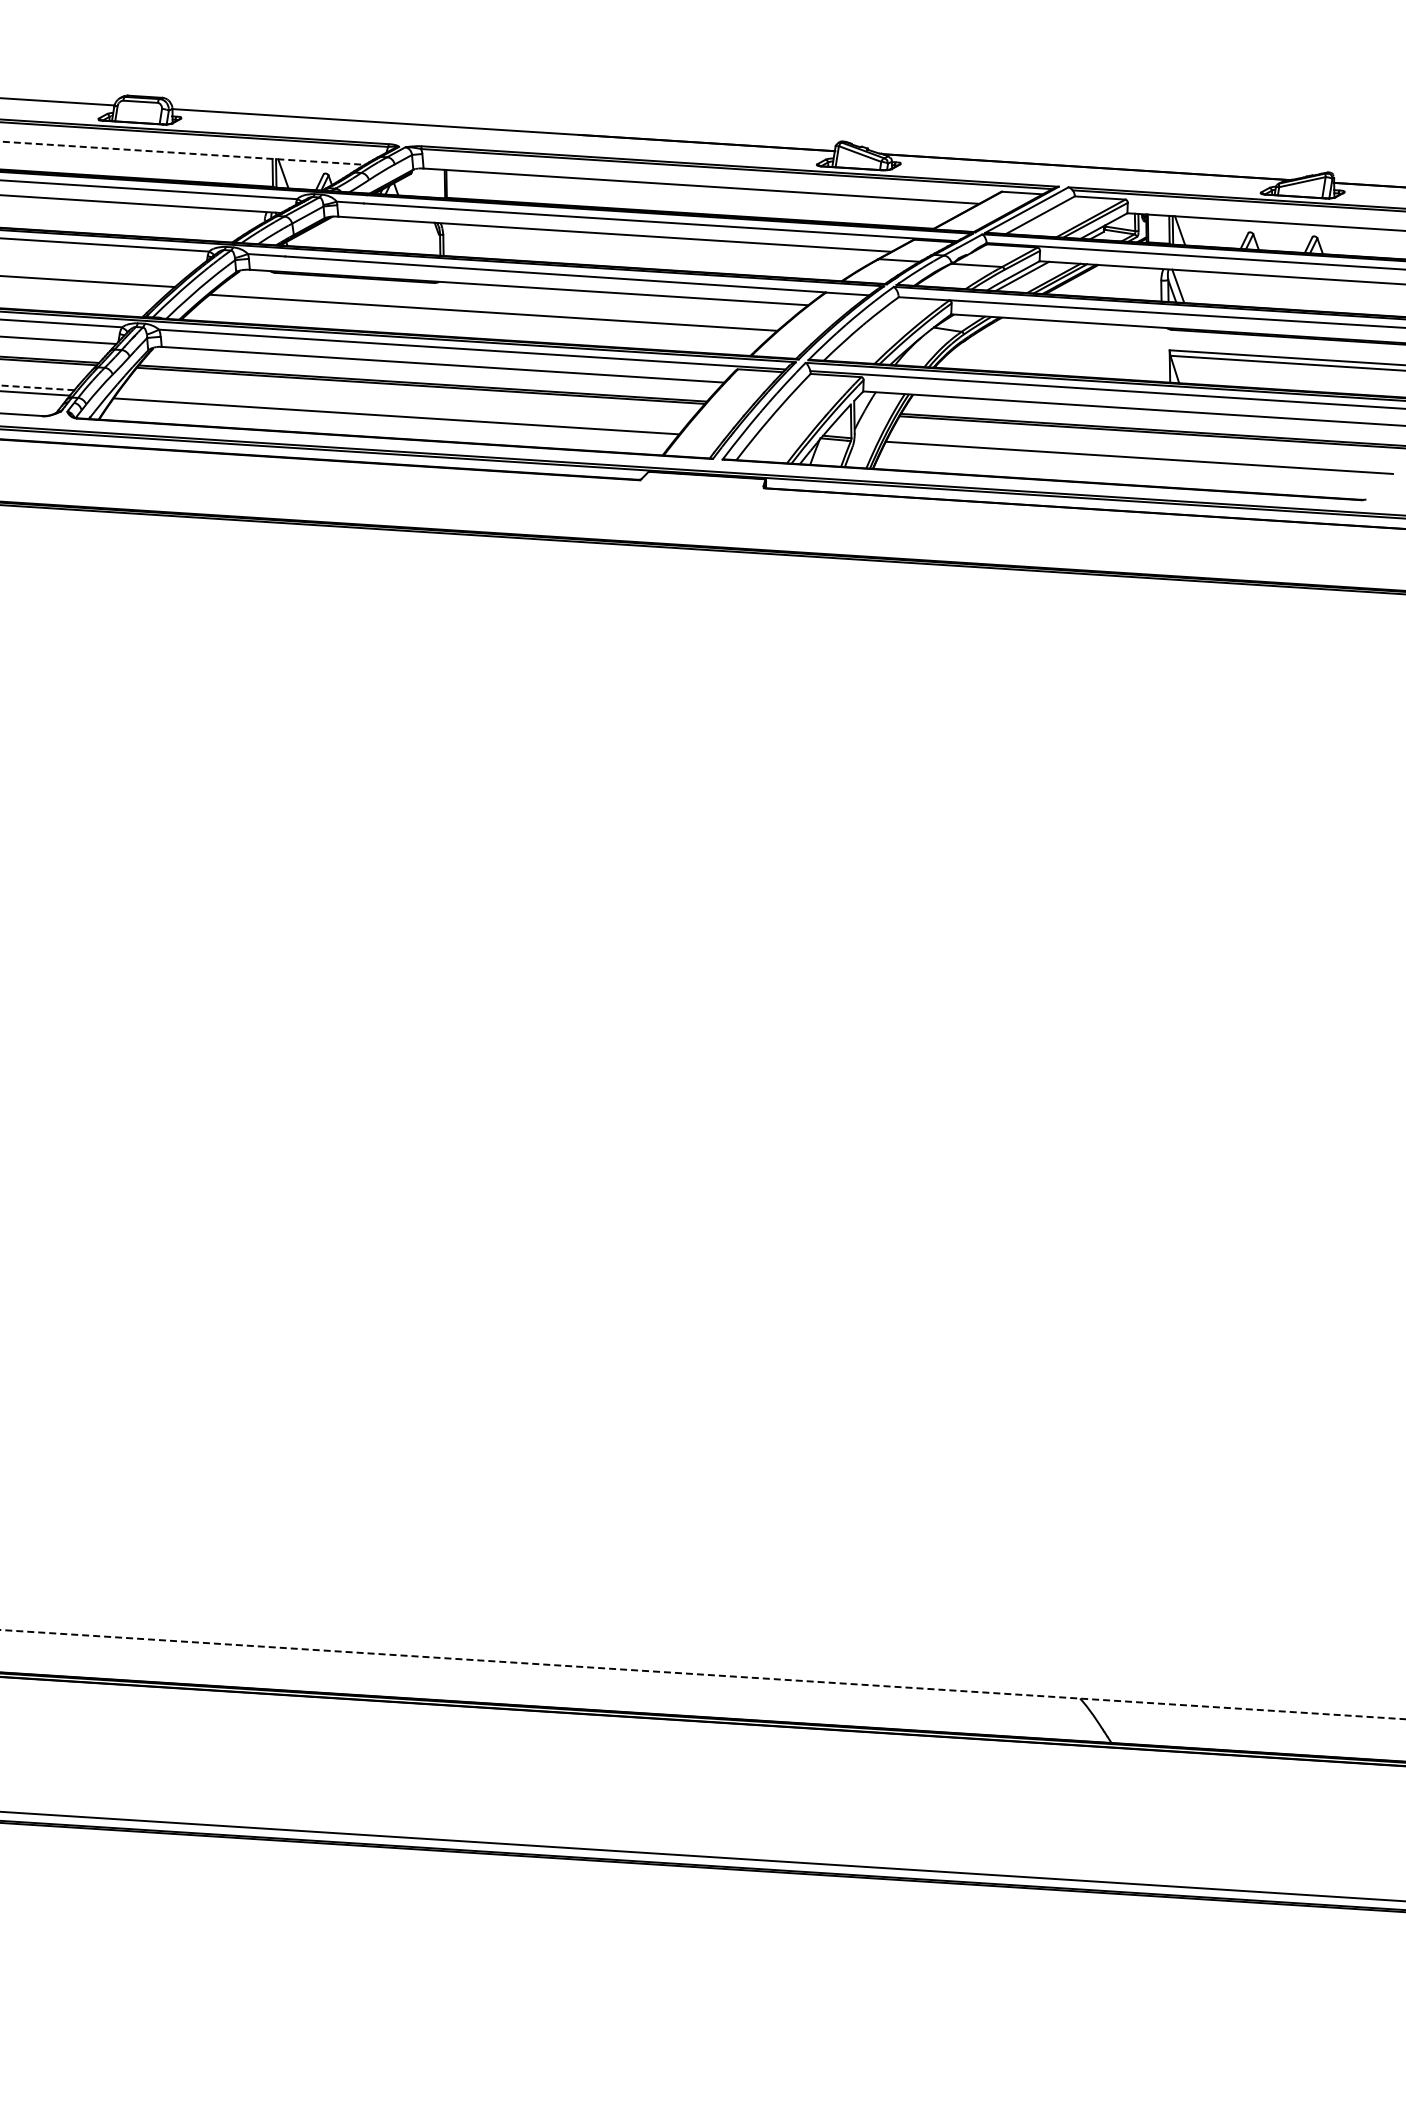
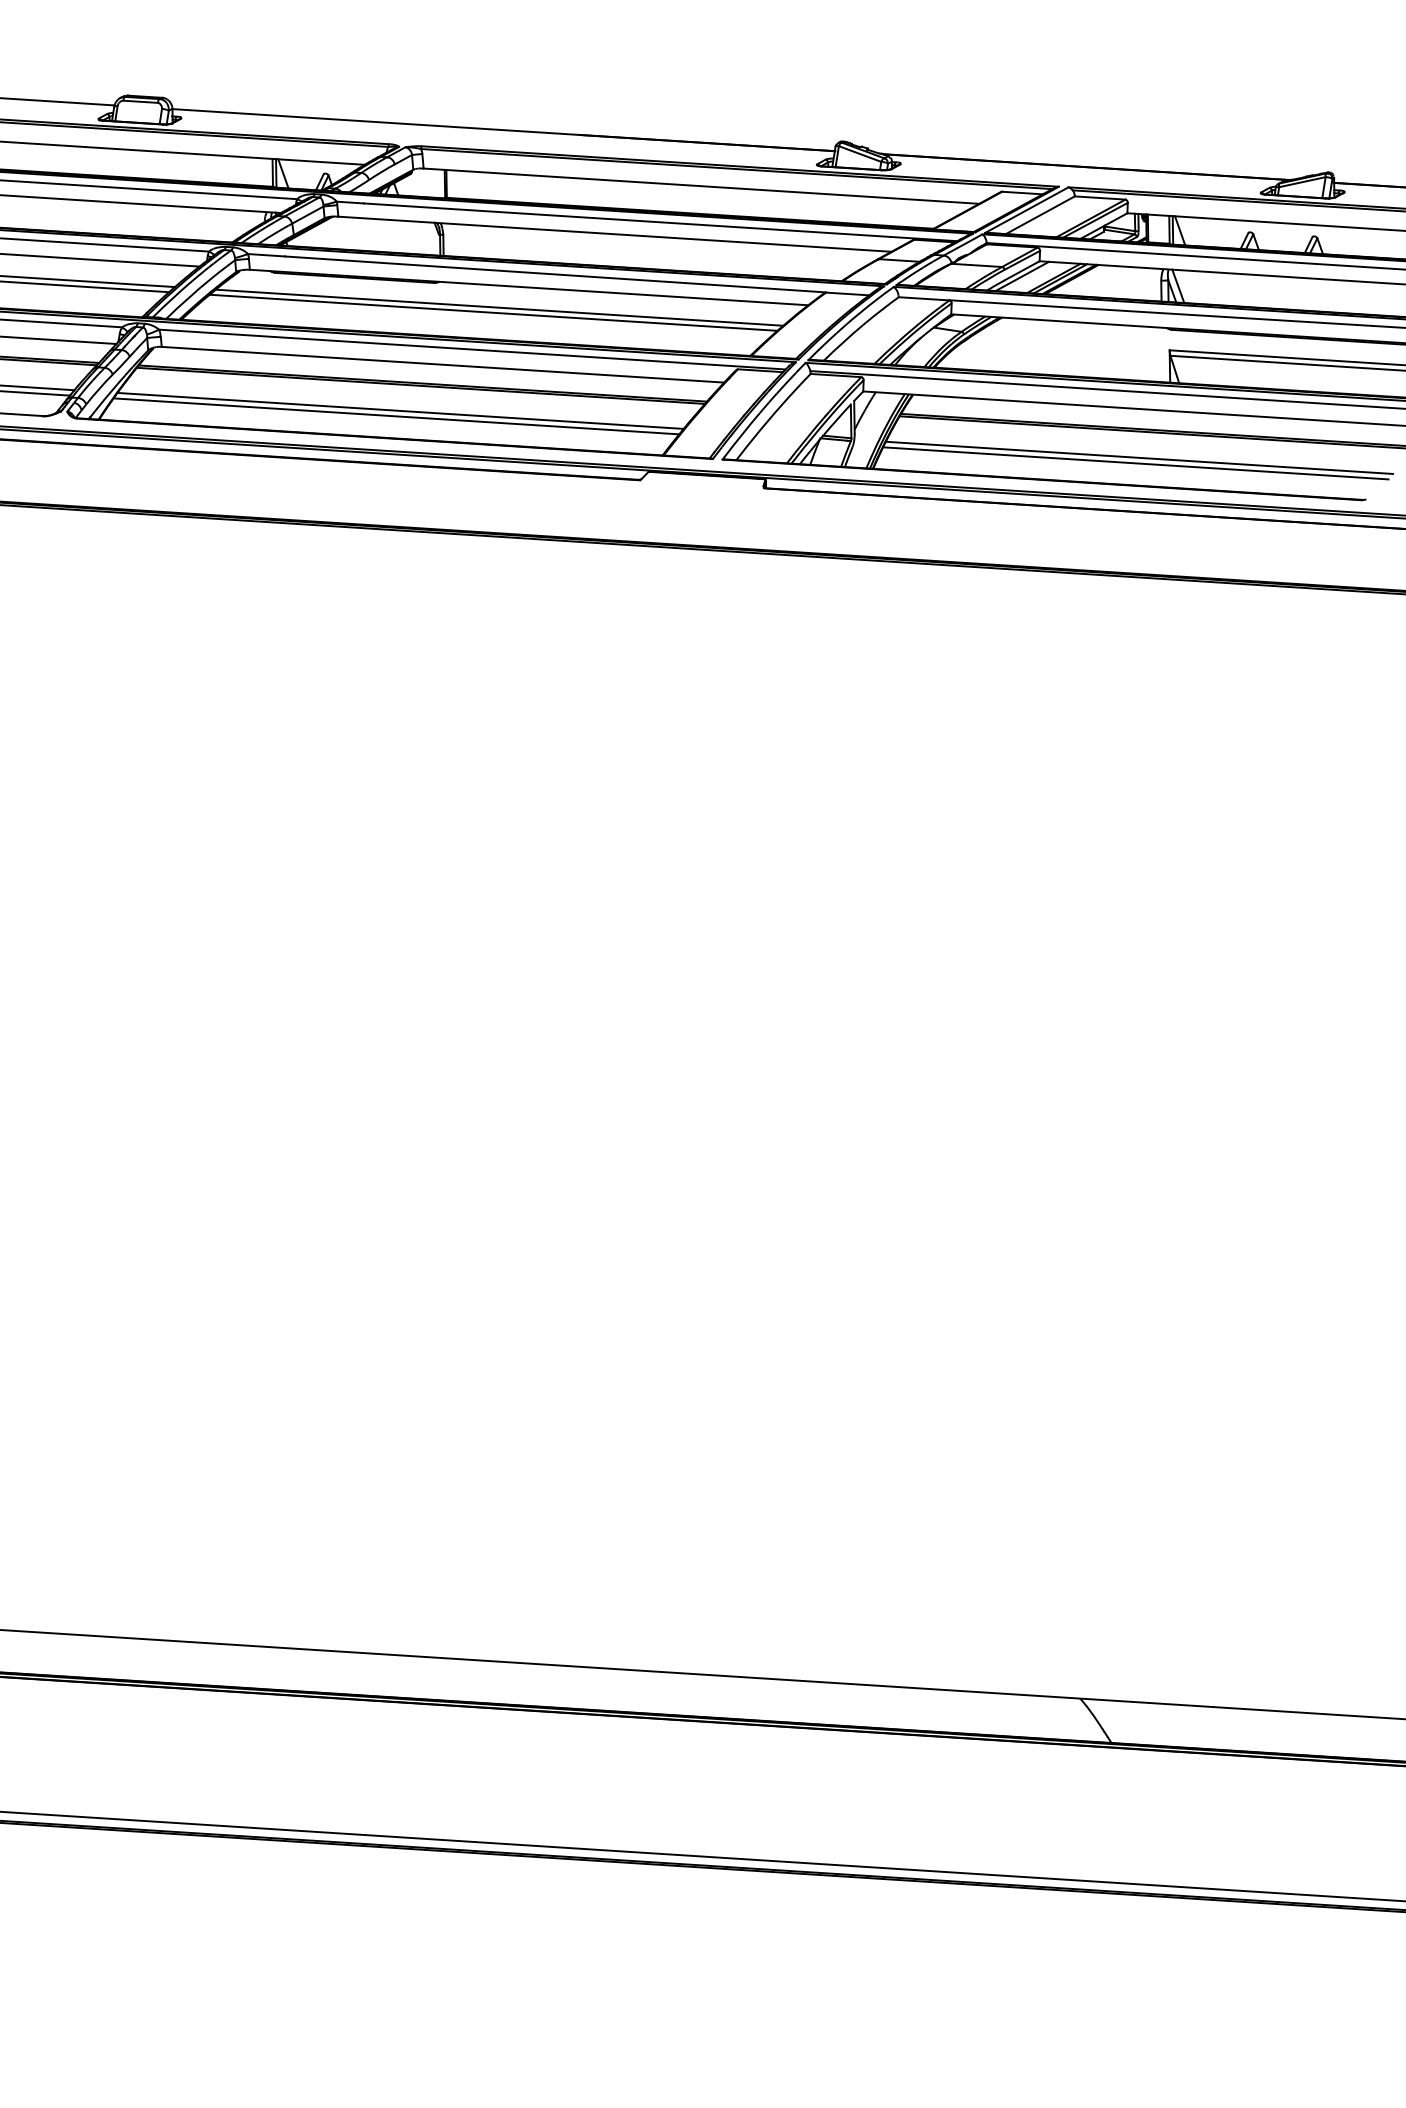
line: dashed -> solid (183, 153)
line: none -> present (100, 260)
line: none -> present (85, 286)
line: none -> present (499, 307)
line: dashed -> solid (37, 387)
line: none -> present (400, 410)
line: none -> present (1135, 463)
line: dashed -> solid (702, 1674)
